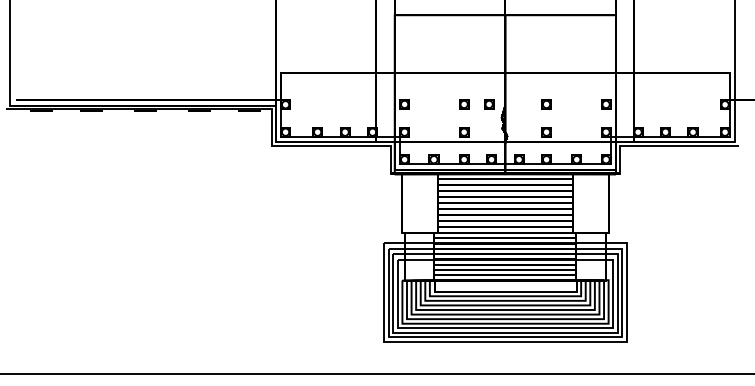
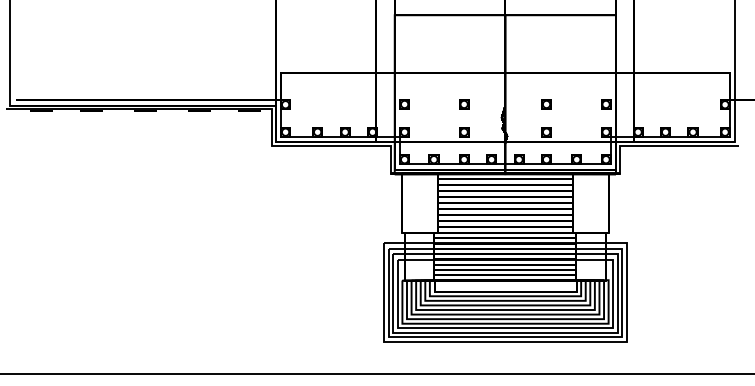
part: present -> none (489, 104)
